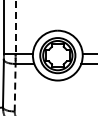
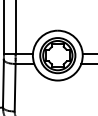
line: dashed -> solid (15, 27)
line: dashed -> solid (15, 87)
